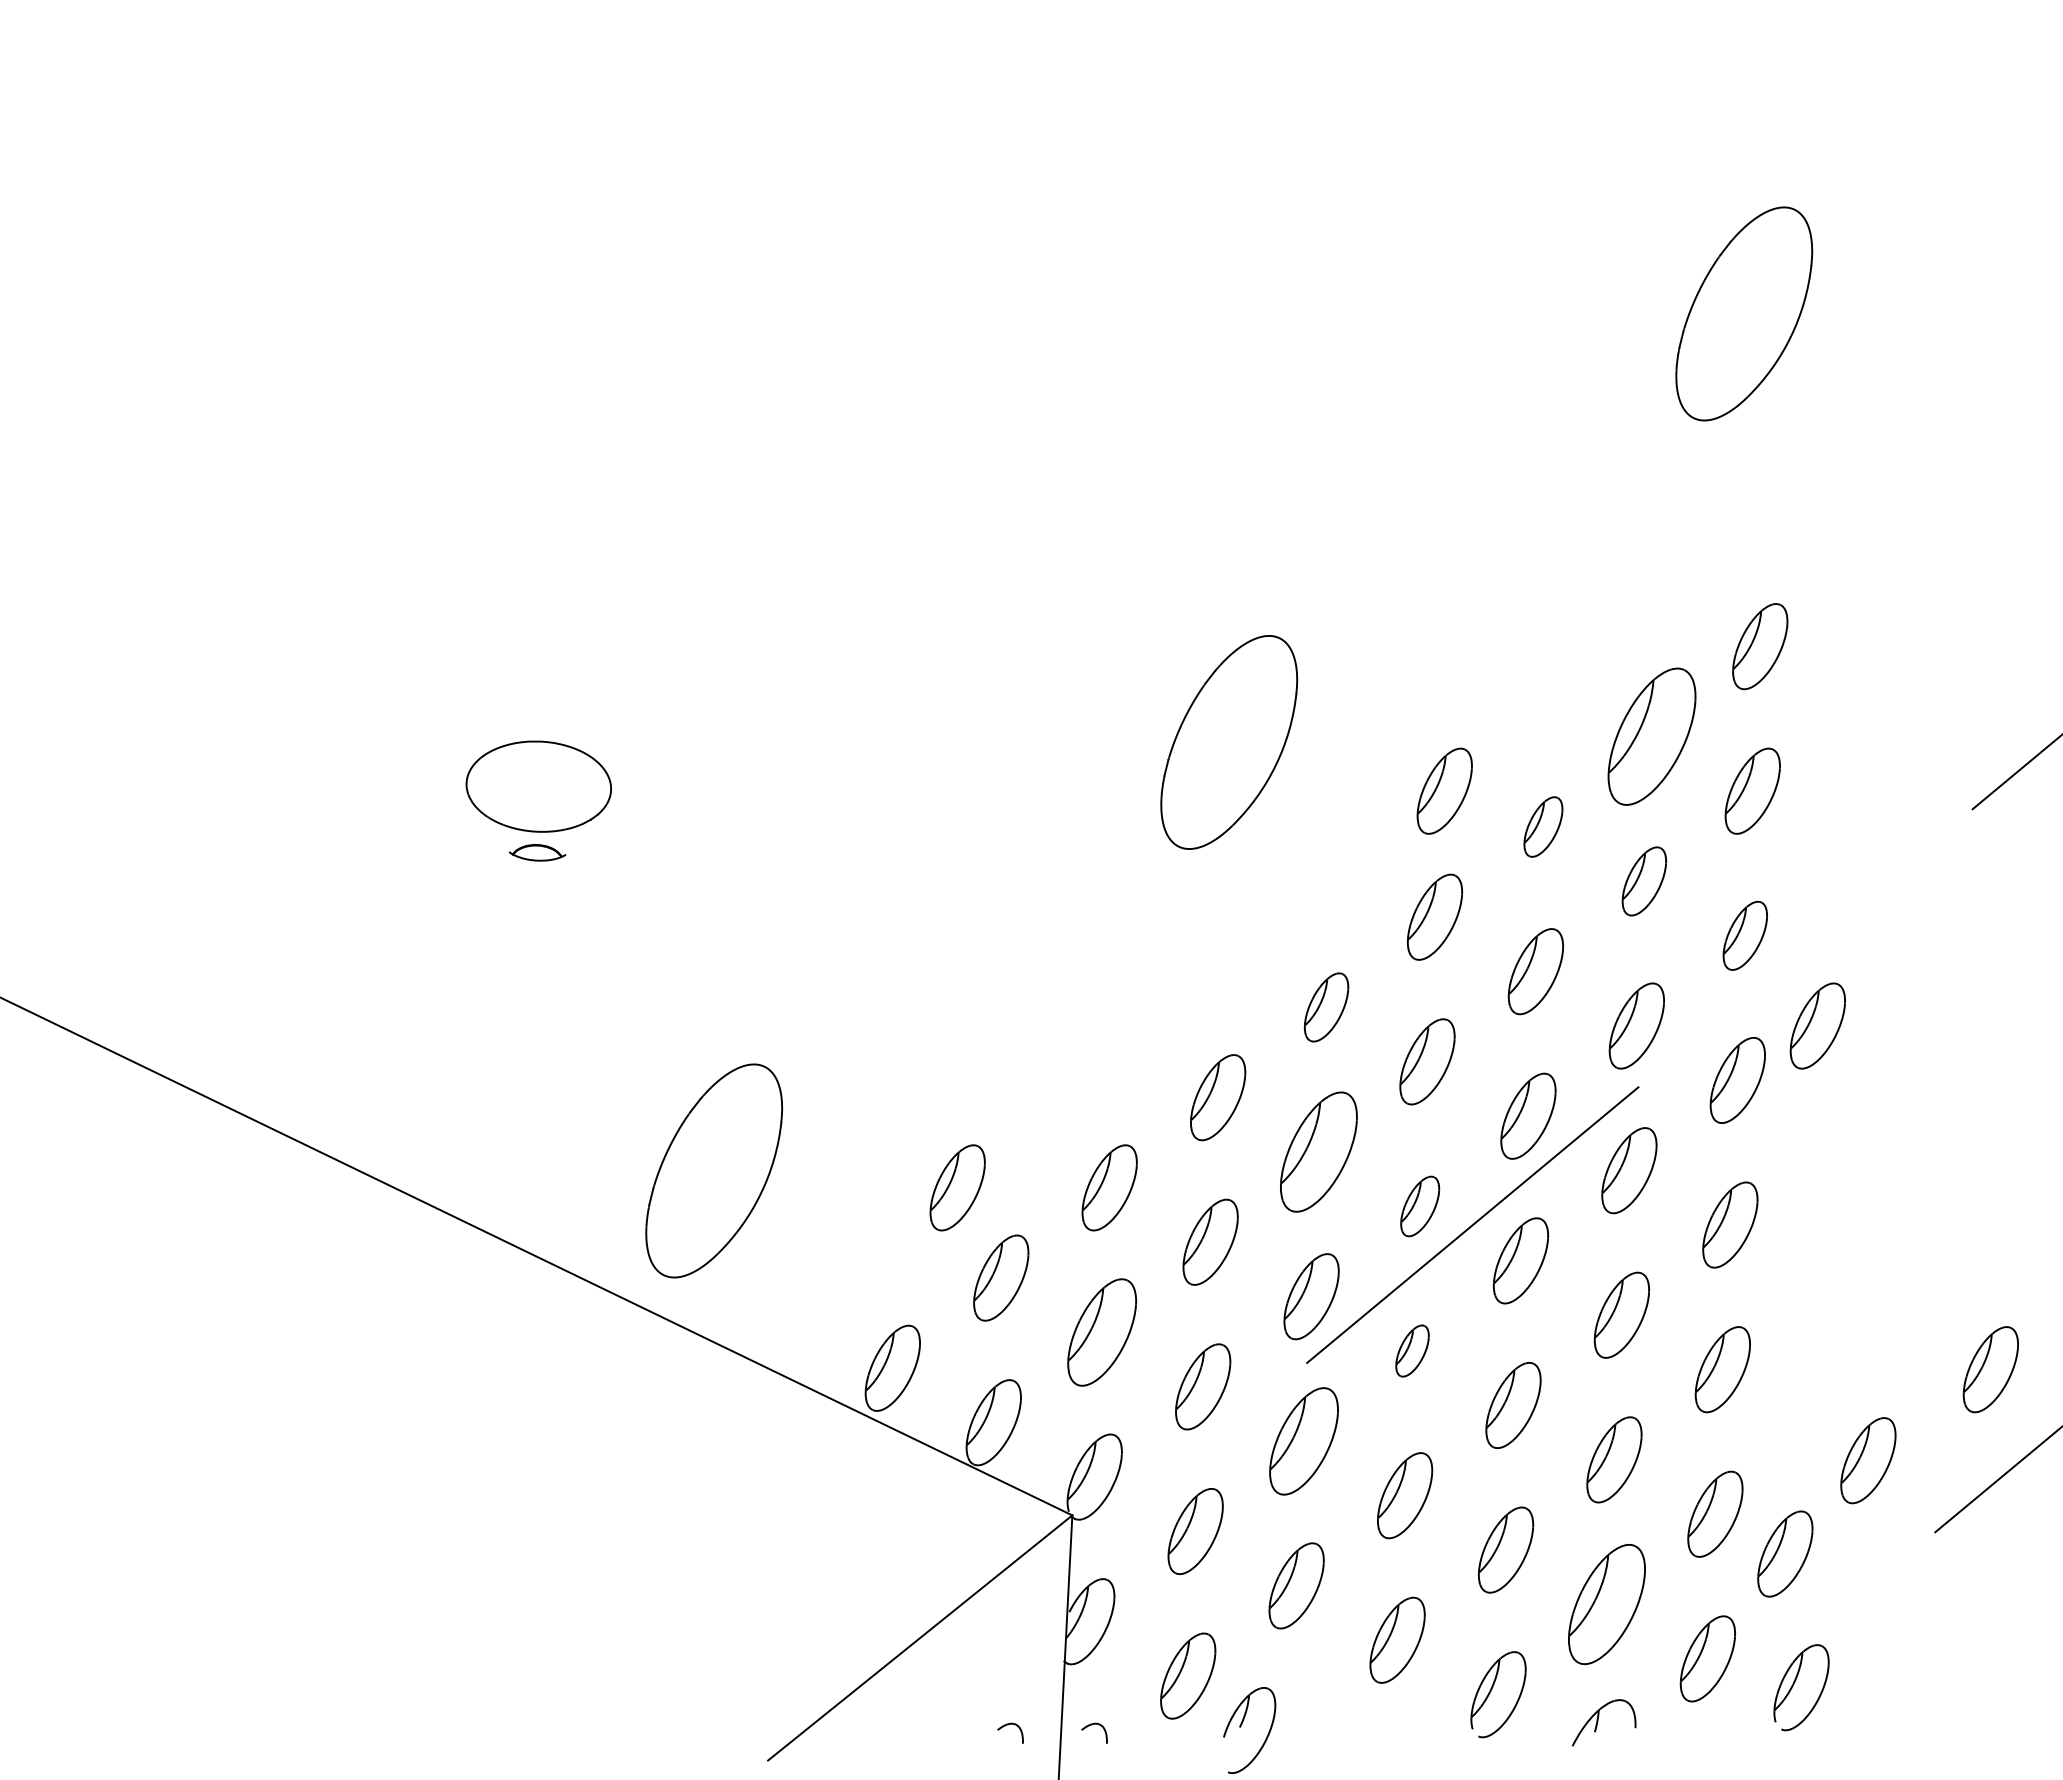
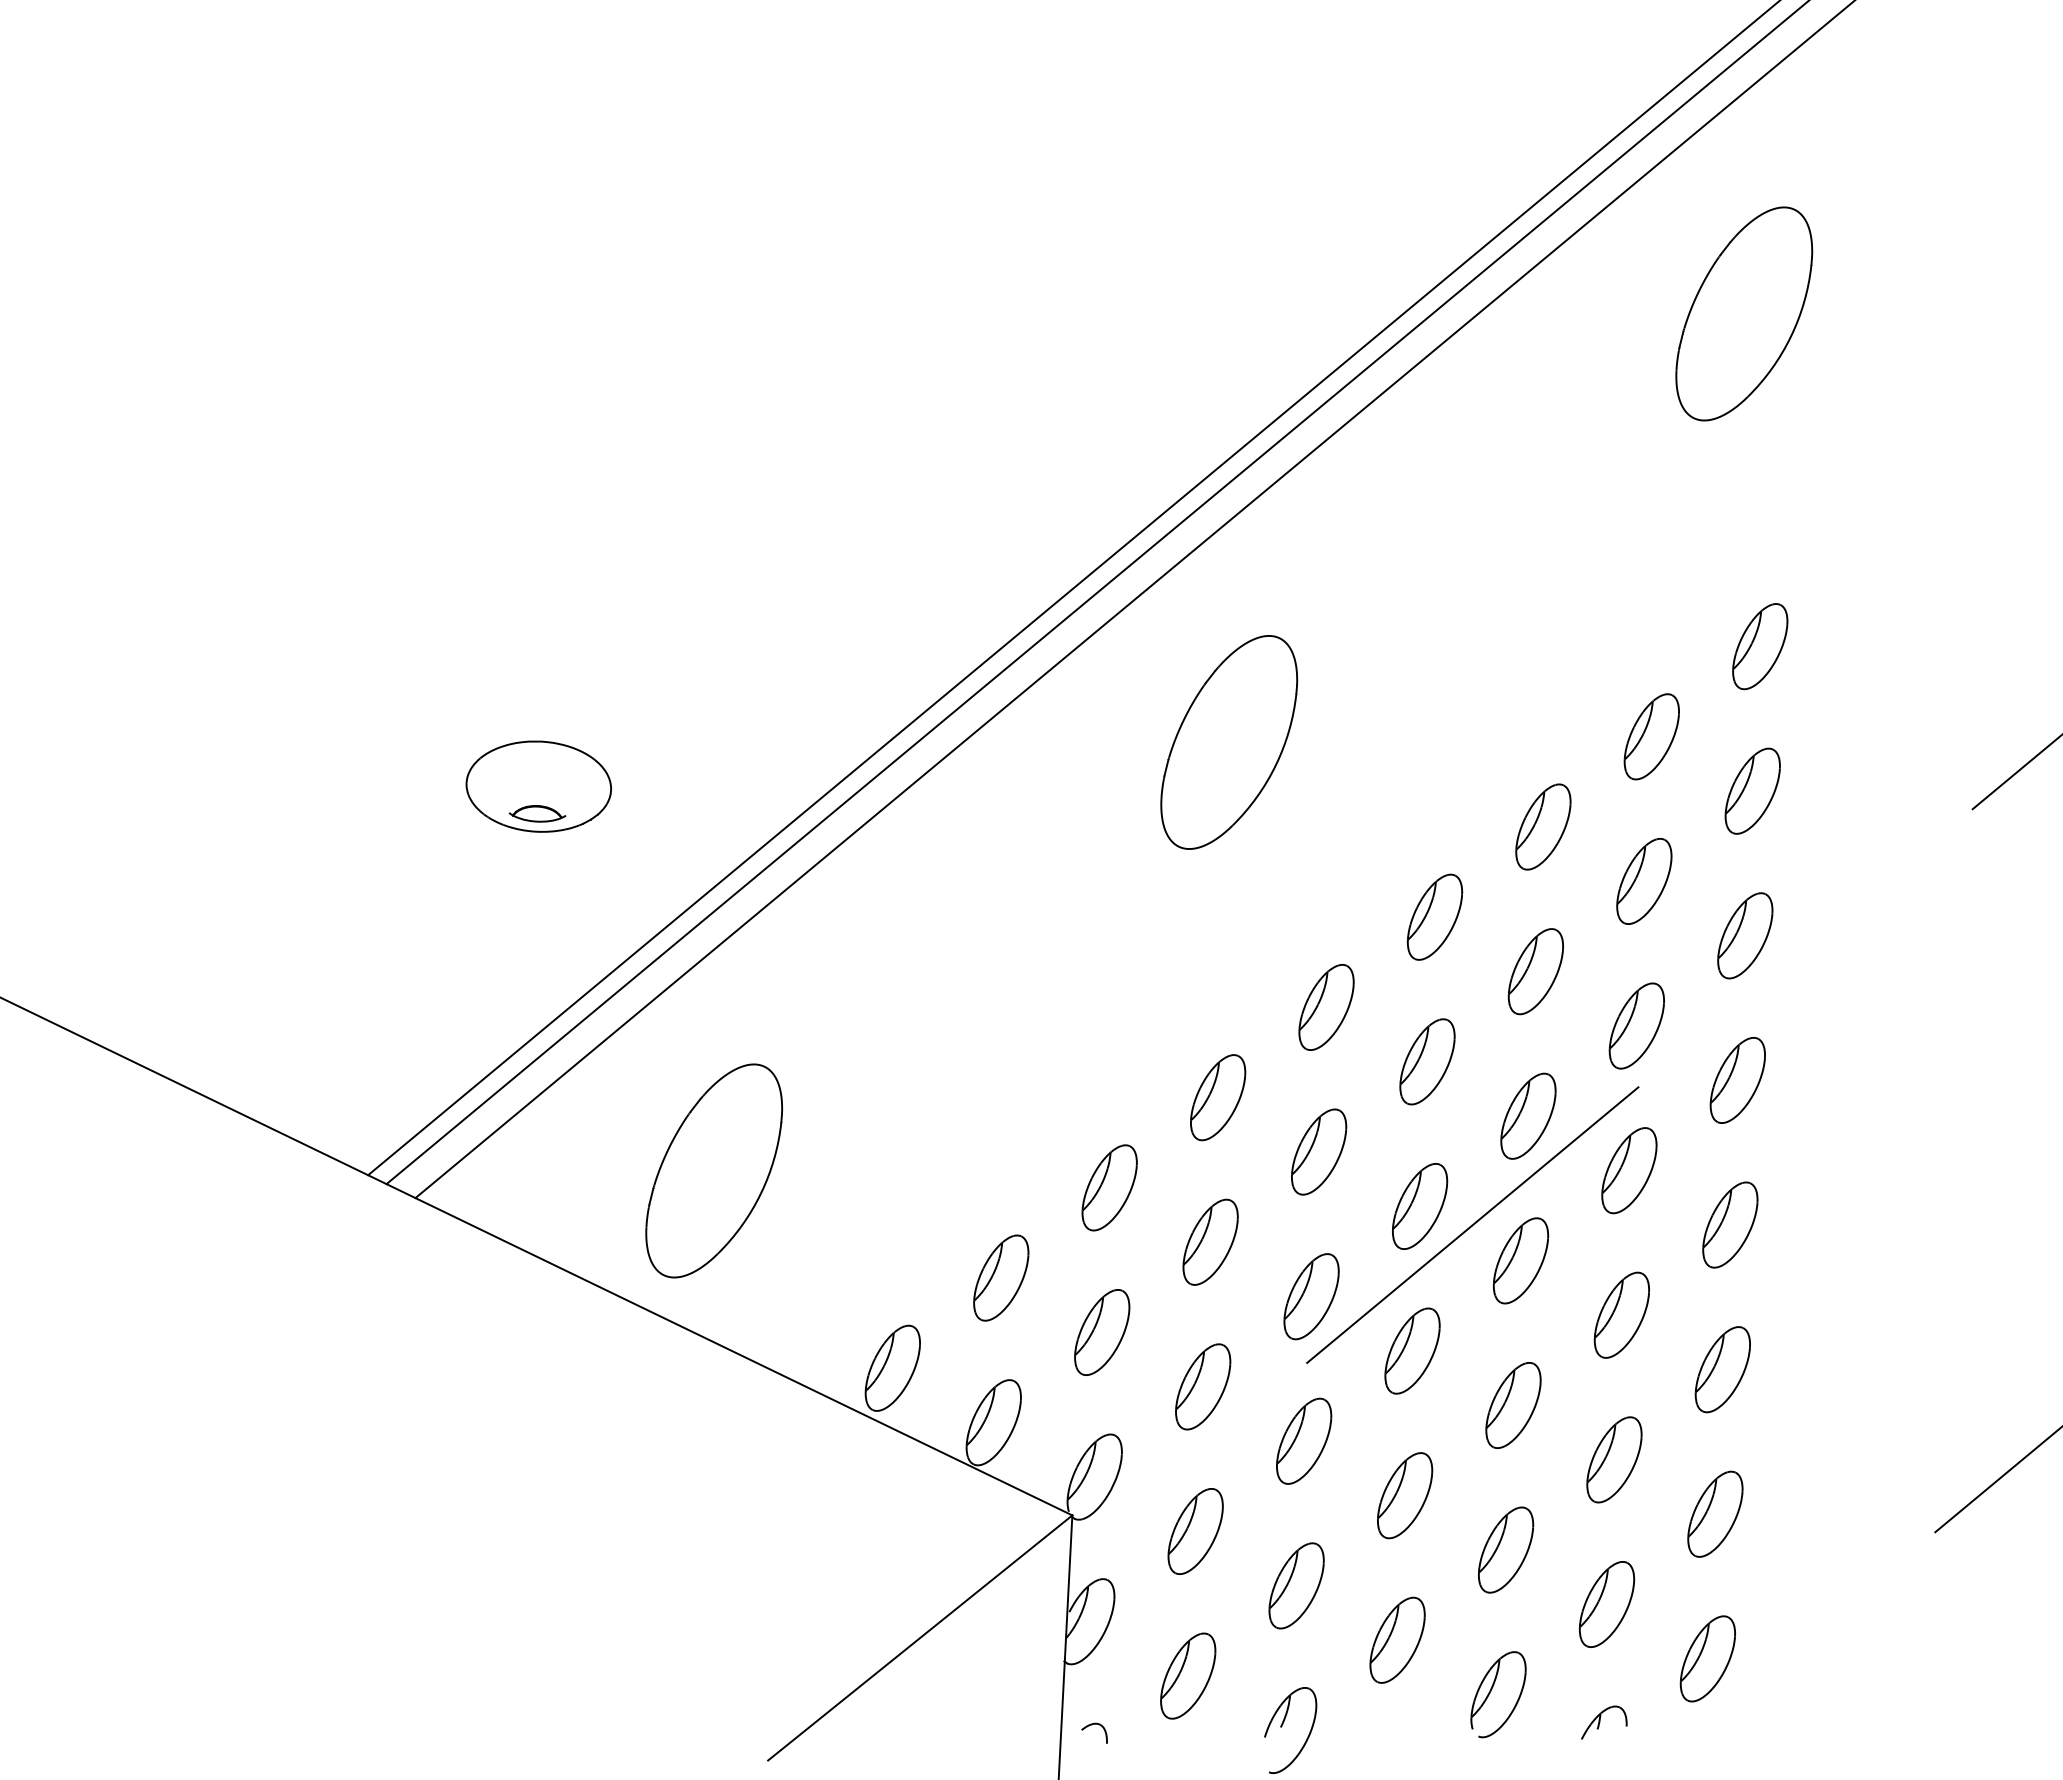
line: none -> present (1073, 588)
line: none -> present (1096, 593)
line: none -> present (1133, 600)
part size: 90x139 px -> 57x88 px (1651, 736)
part: present -> none (1444, 790)
part size: 41x62 px -> 57x88 px (1543, 826)
part position: (537, 852) -> (537, 813) (537, 813)
part size: 46x71 px -> 57x87 px (1644, 881)
part size: 46x71 px -> 57x88 px (1745, 935)
part size: 47x71 px -> 57x87 px (1326, 1007)
part: present -> none (1817, 1025)
part size: 78x122 px -> 57x88 px (1319, 1151)
part: present -> none (957, 1187)
part size: 41x63 px -> 57x87 px (1420, 1206)
part size: 71x109 px -> 57x87 px (1102, 1332)
part size: 35x54 px -> 57x88 px (1412, 1350)
part: present -> none (1990, 1369)
part size: 70x109 px -> 57x88 px (1304, 1440)
part: present -> none (1868, 1460)
part: present -> none (1785, 1553)
part size: 78x122 px -> 58x87 px (1606, 1604)
part: present -> none (1794, 1684)
part size: 65x48 px -> 47x35 px (1604, 1722)
part: present -> none (1008, 1725)
part position: (1241, 1726) -> (1282, 1726) (1282, 1726)
